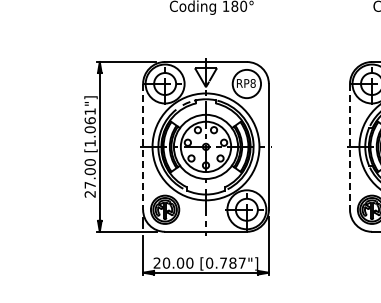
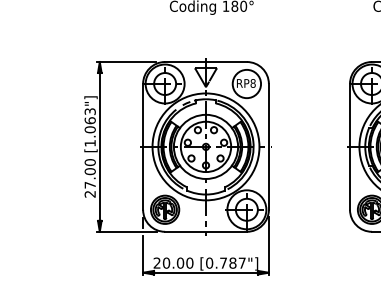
text: [1.061"] -> [1.063"] (89, 111)
line: dashed -> solid (143, 146)
line: dashed -> solid (350, 146)
